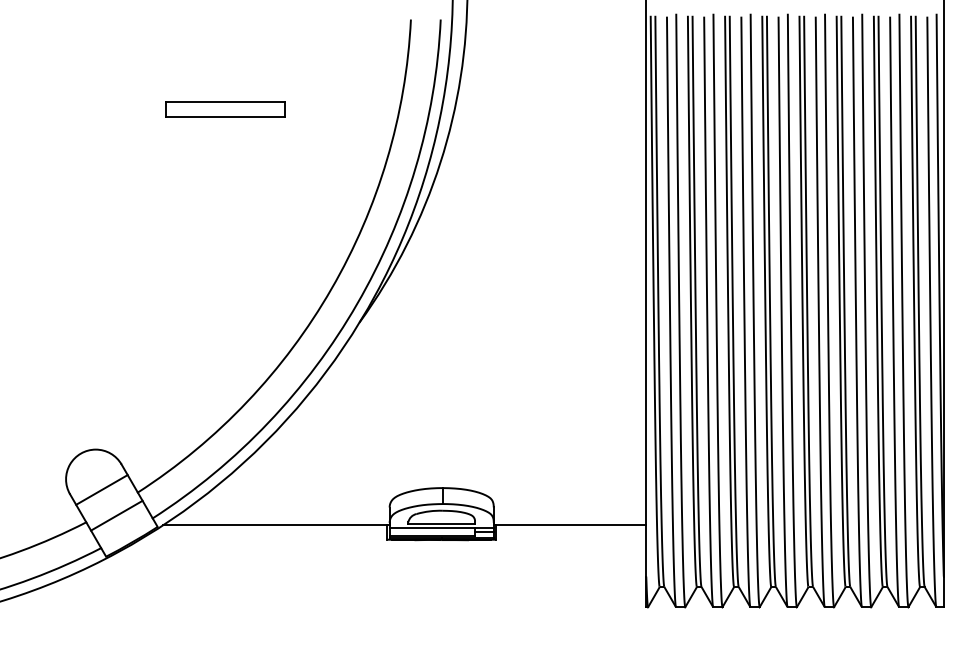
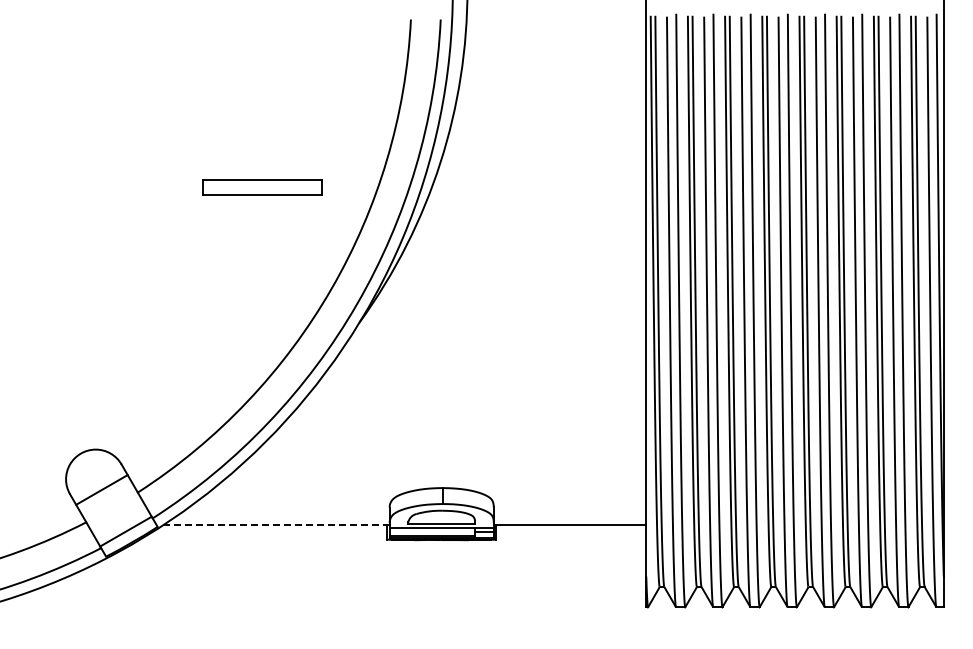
part position: (225, 109) -> (262, 187) (262, 187)
line position: (116, 515) -> (125, 531) (125, 531)
line: solid -> dashed (276, 525)
